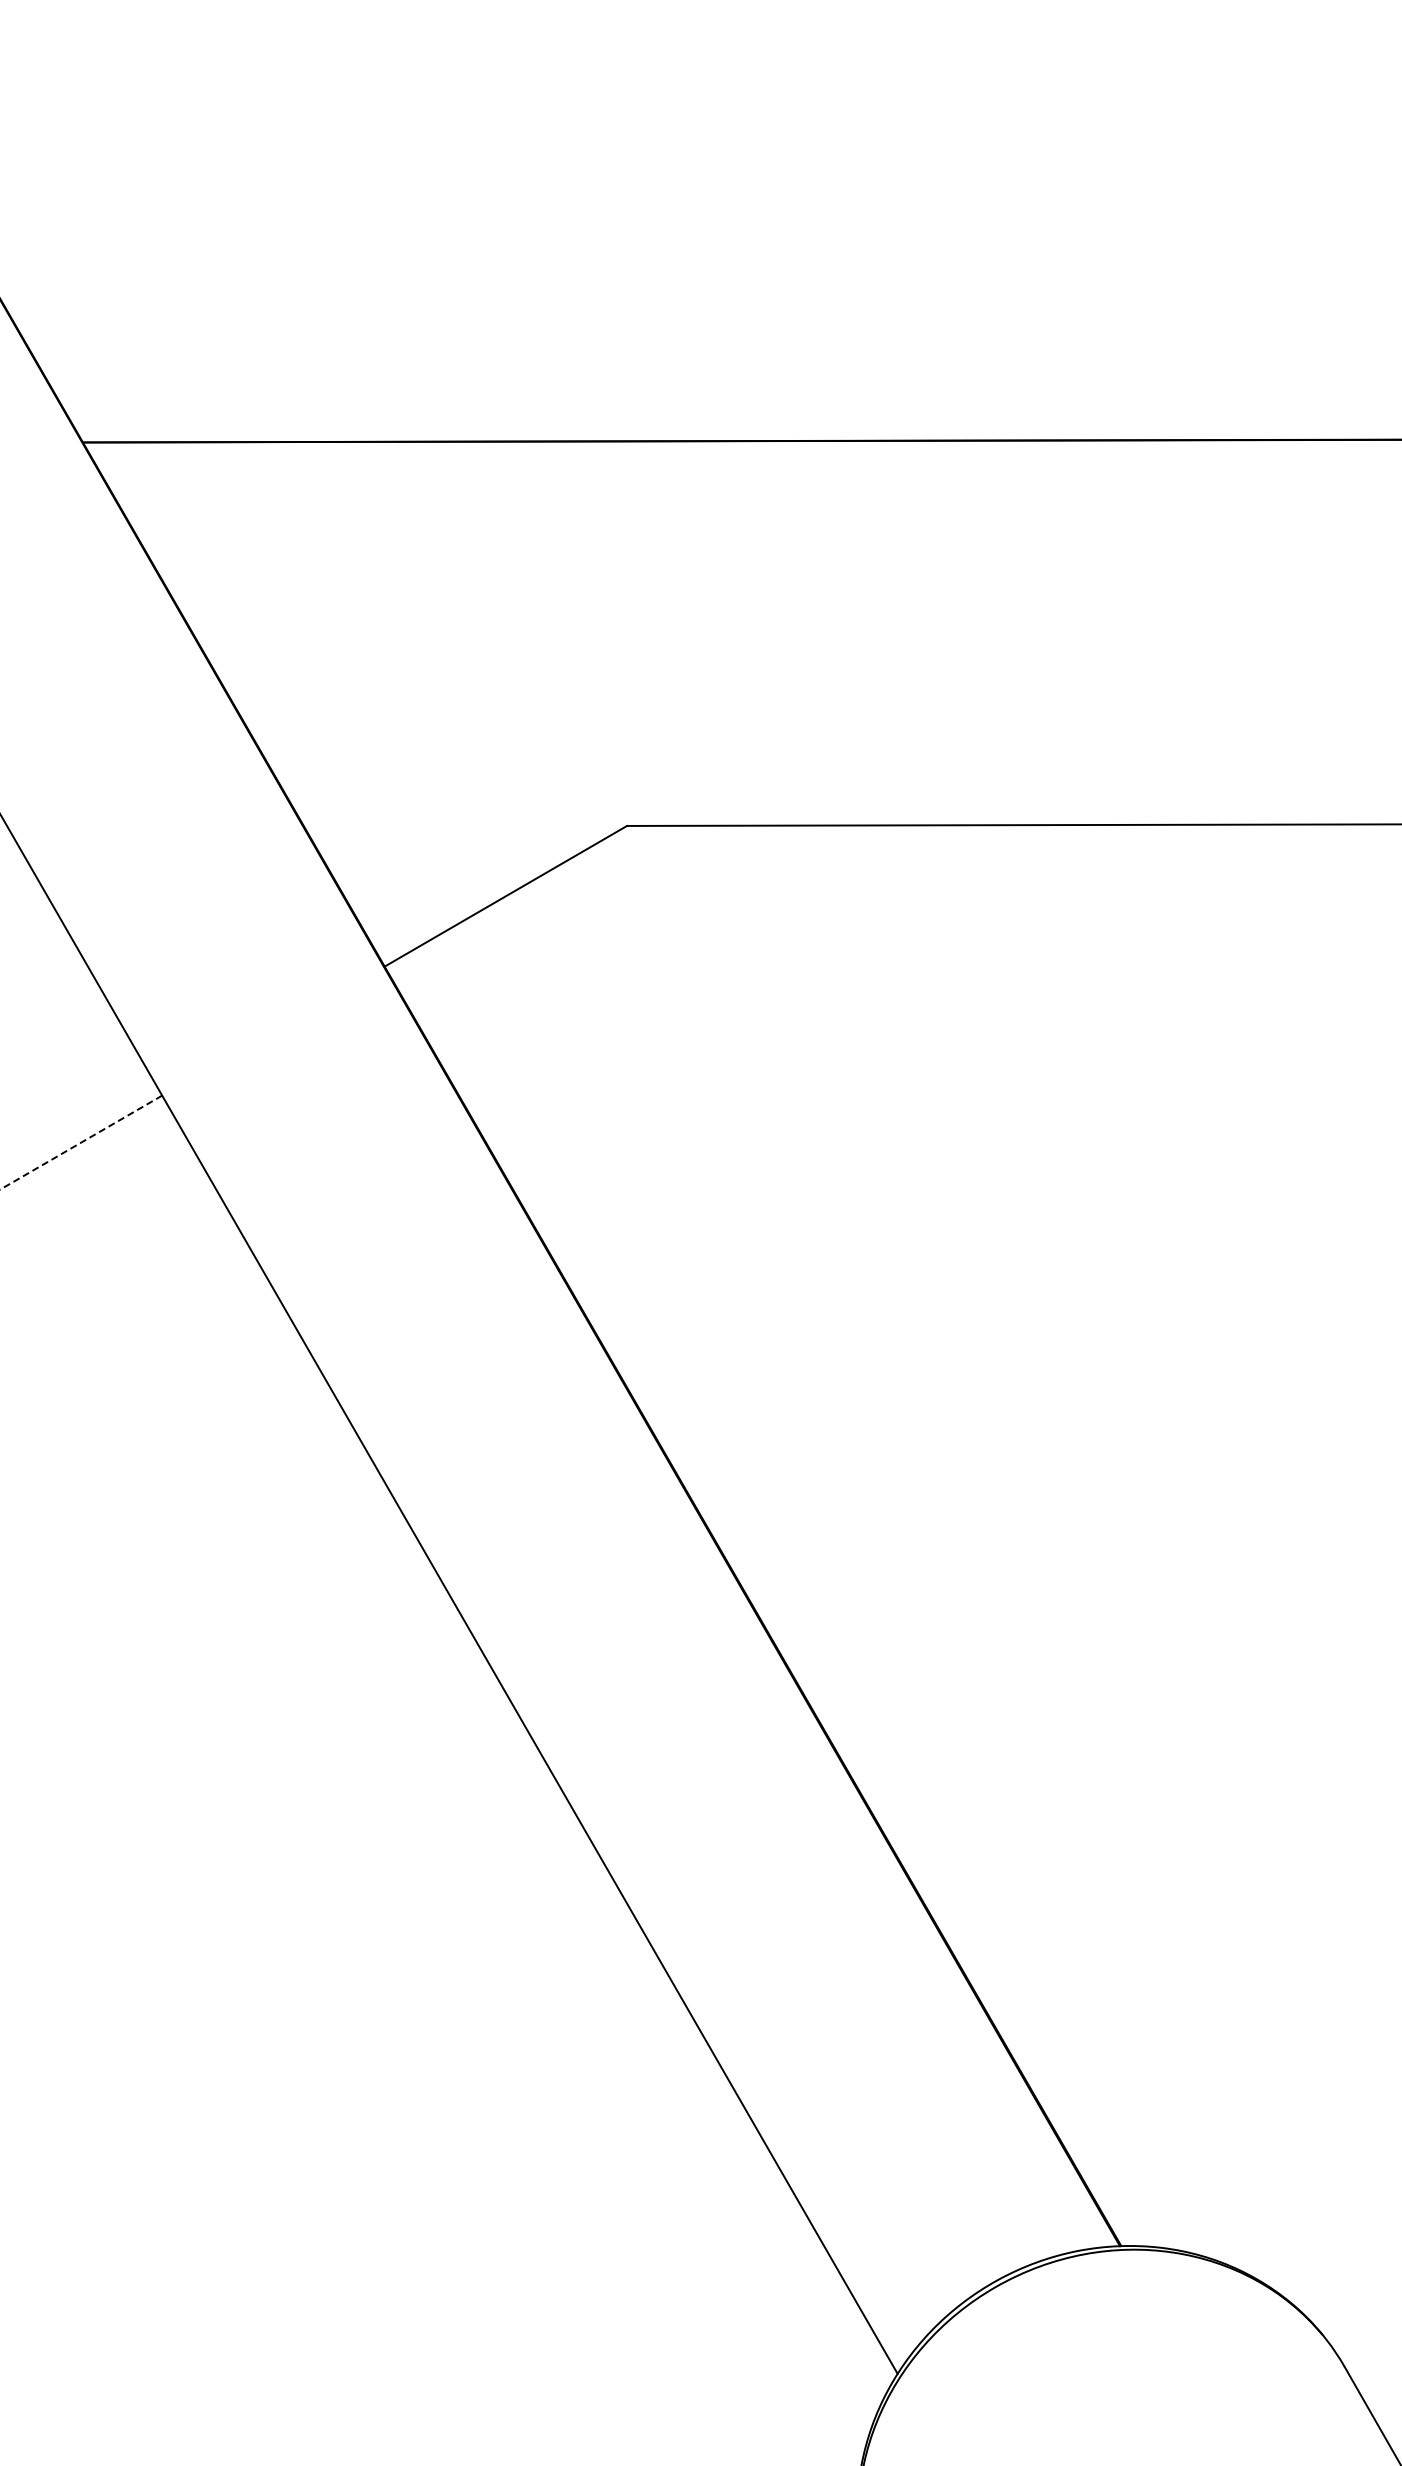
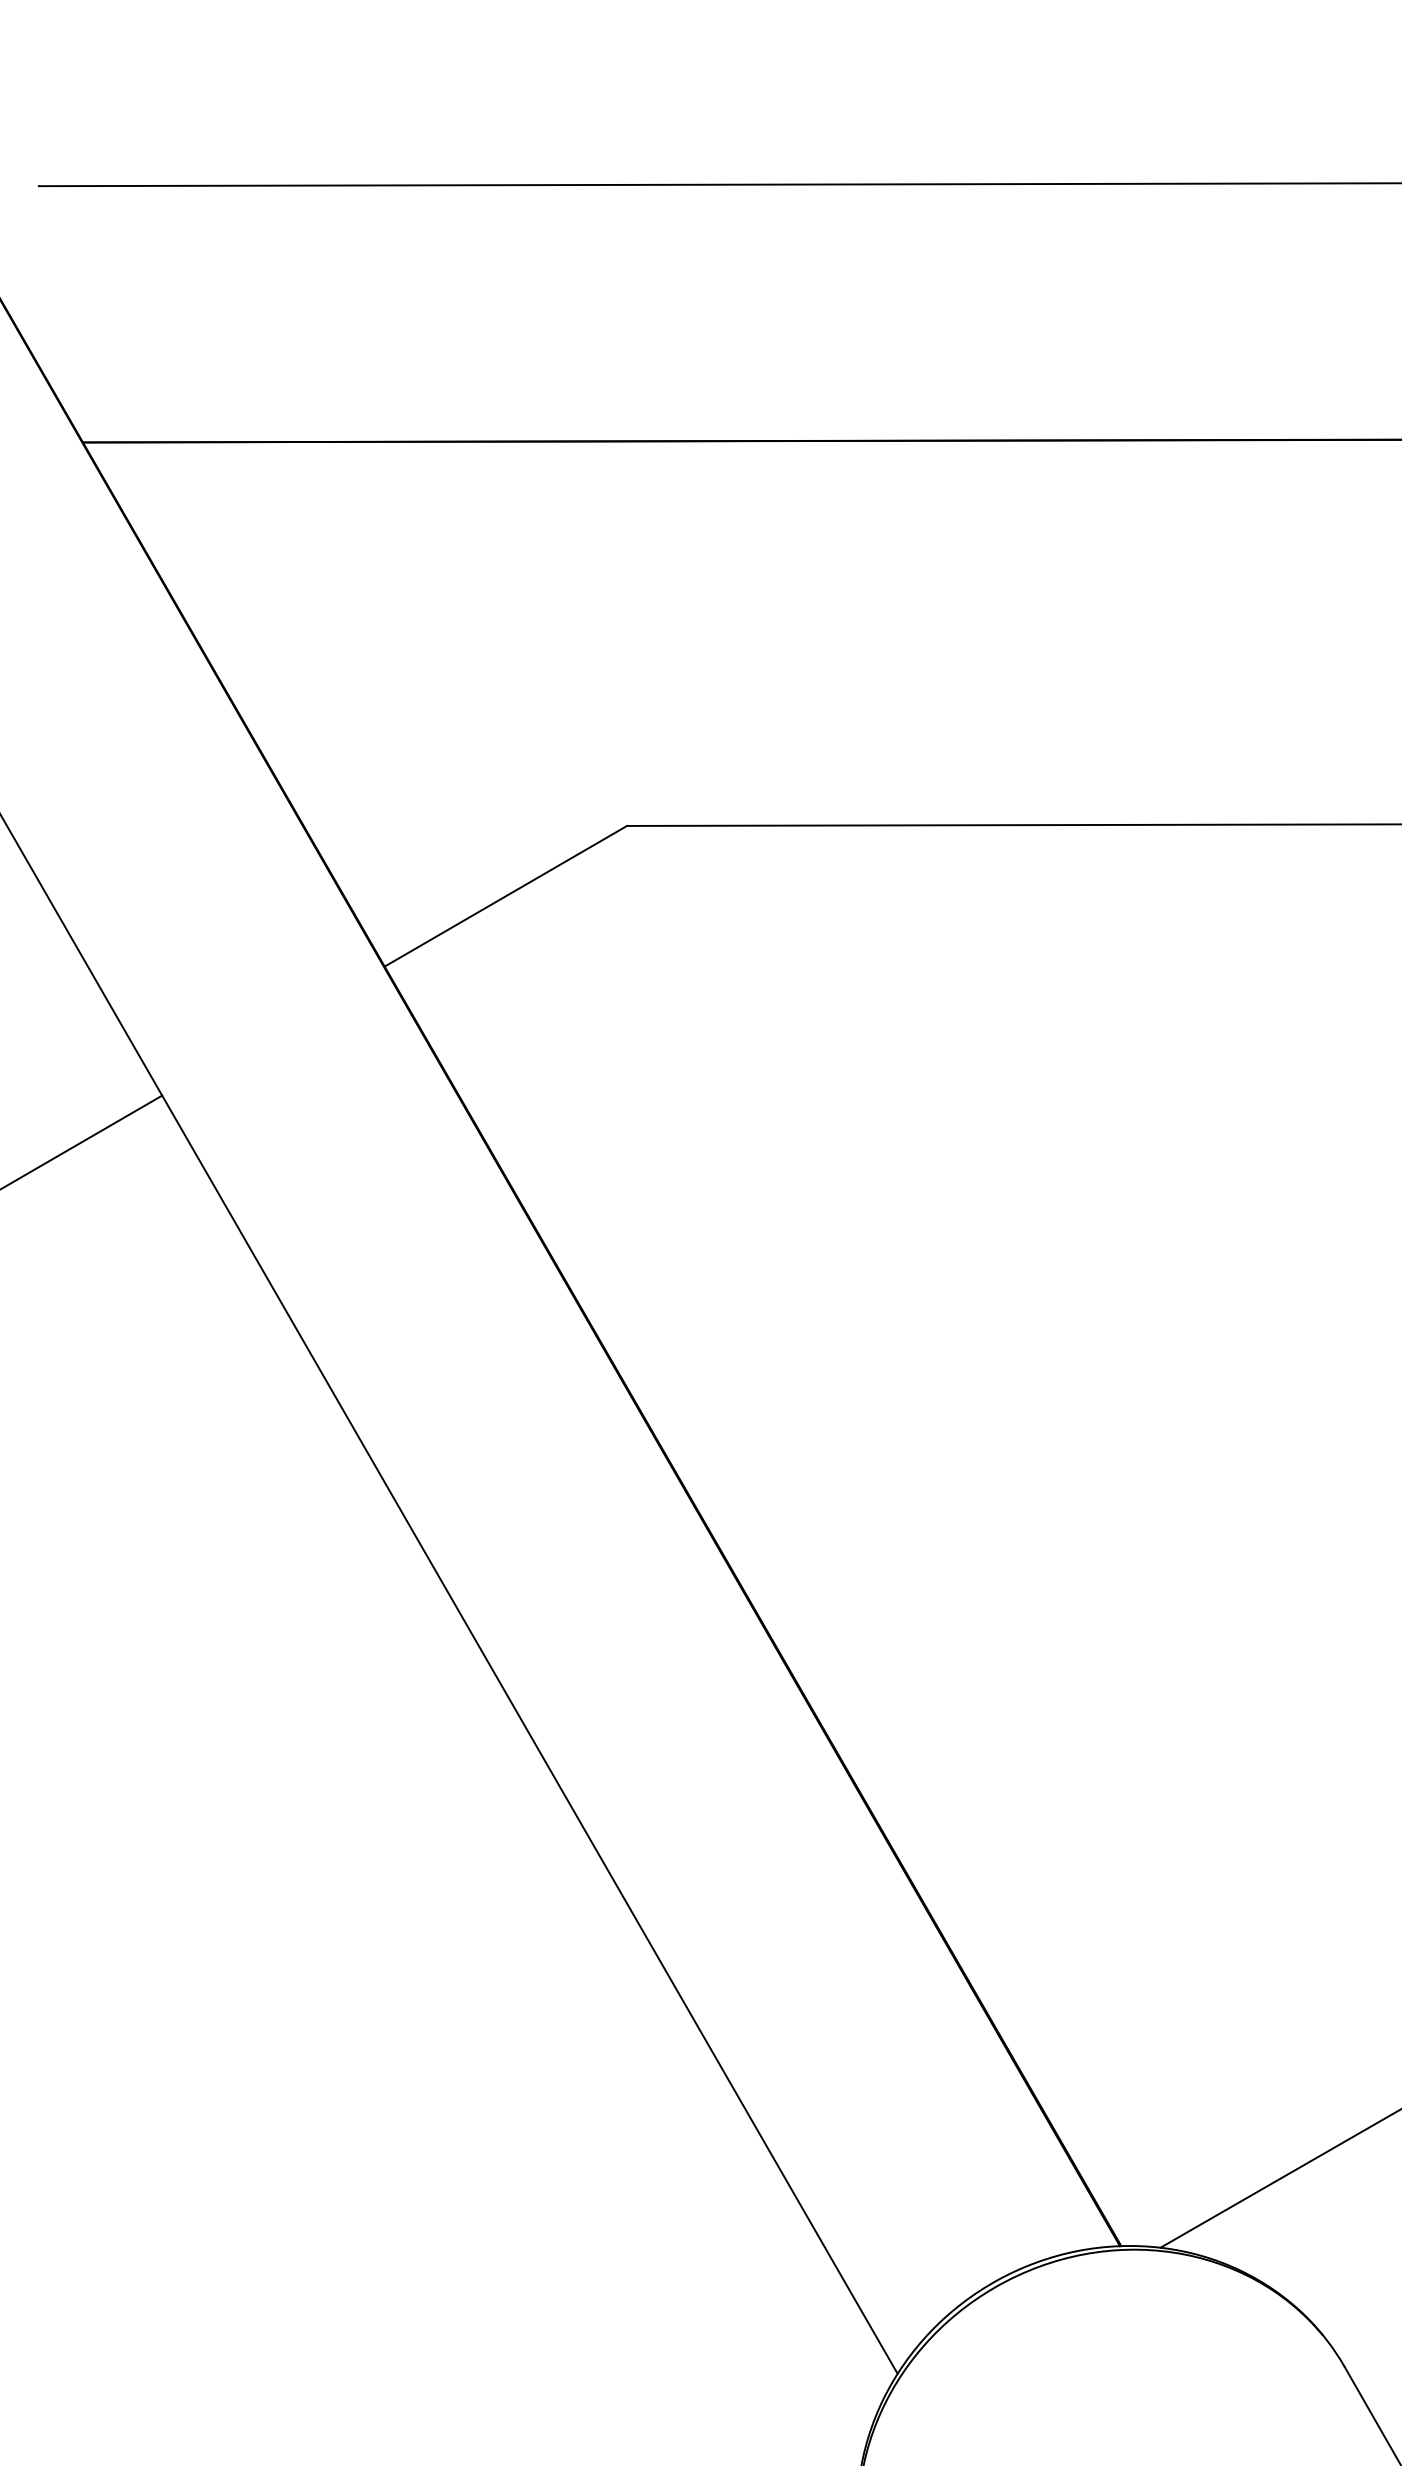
line: none -> present (718, 184)
line: dashed -> solid (81, 1142)
line: none -> present (1279, 2178)
